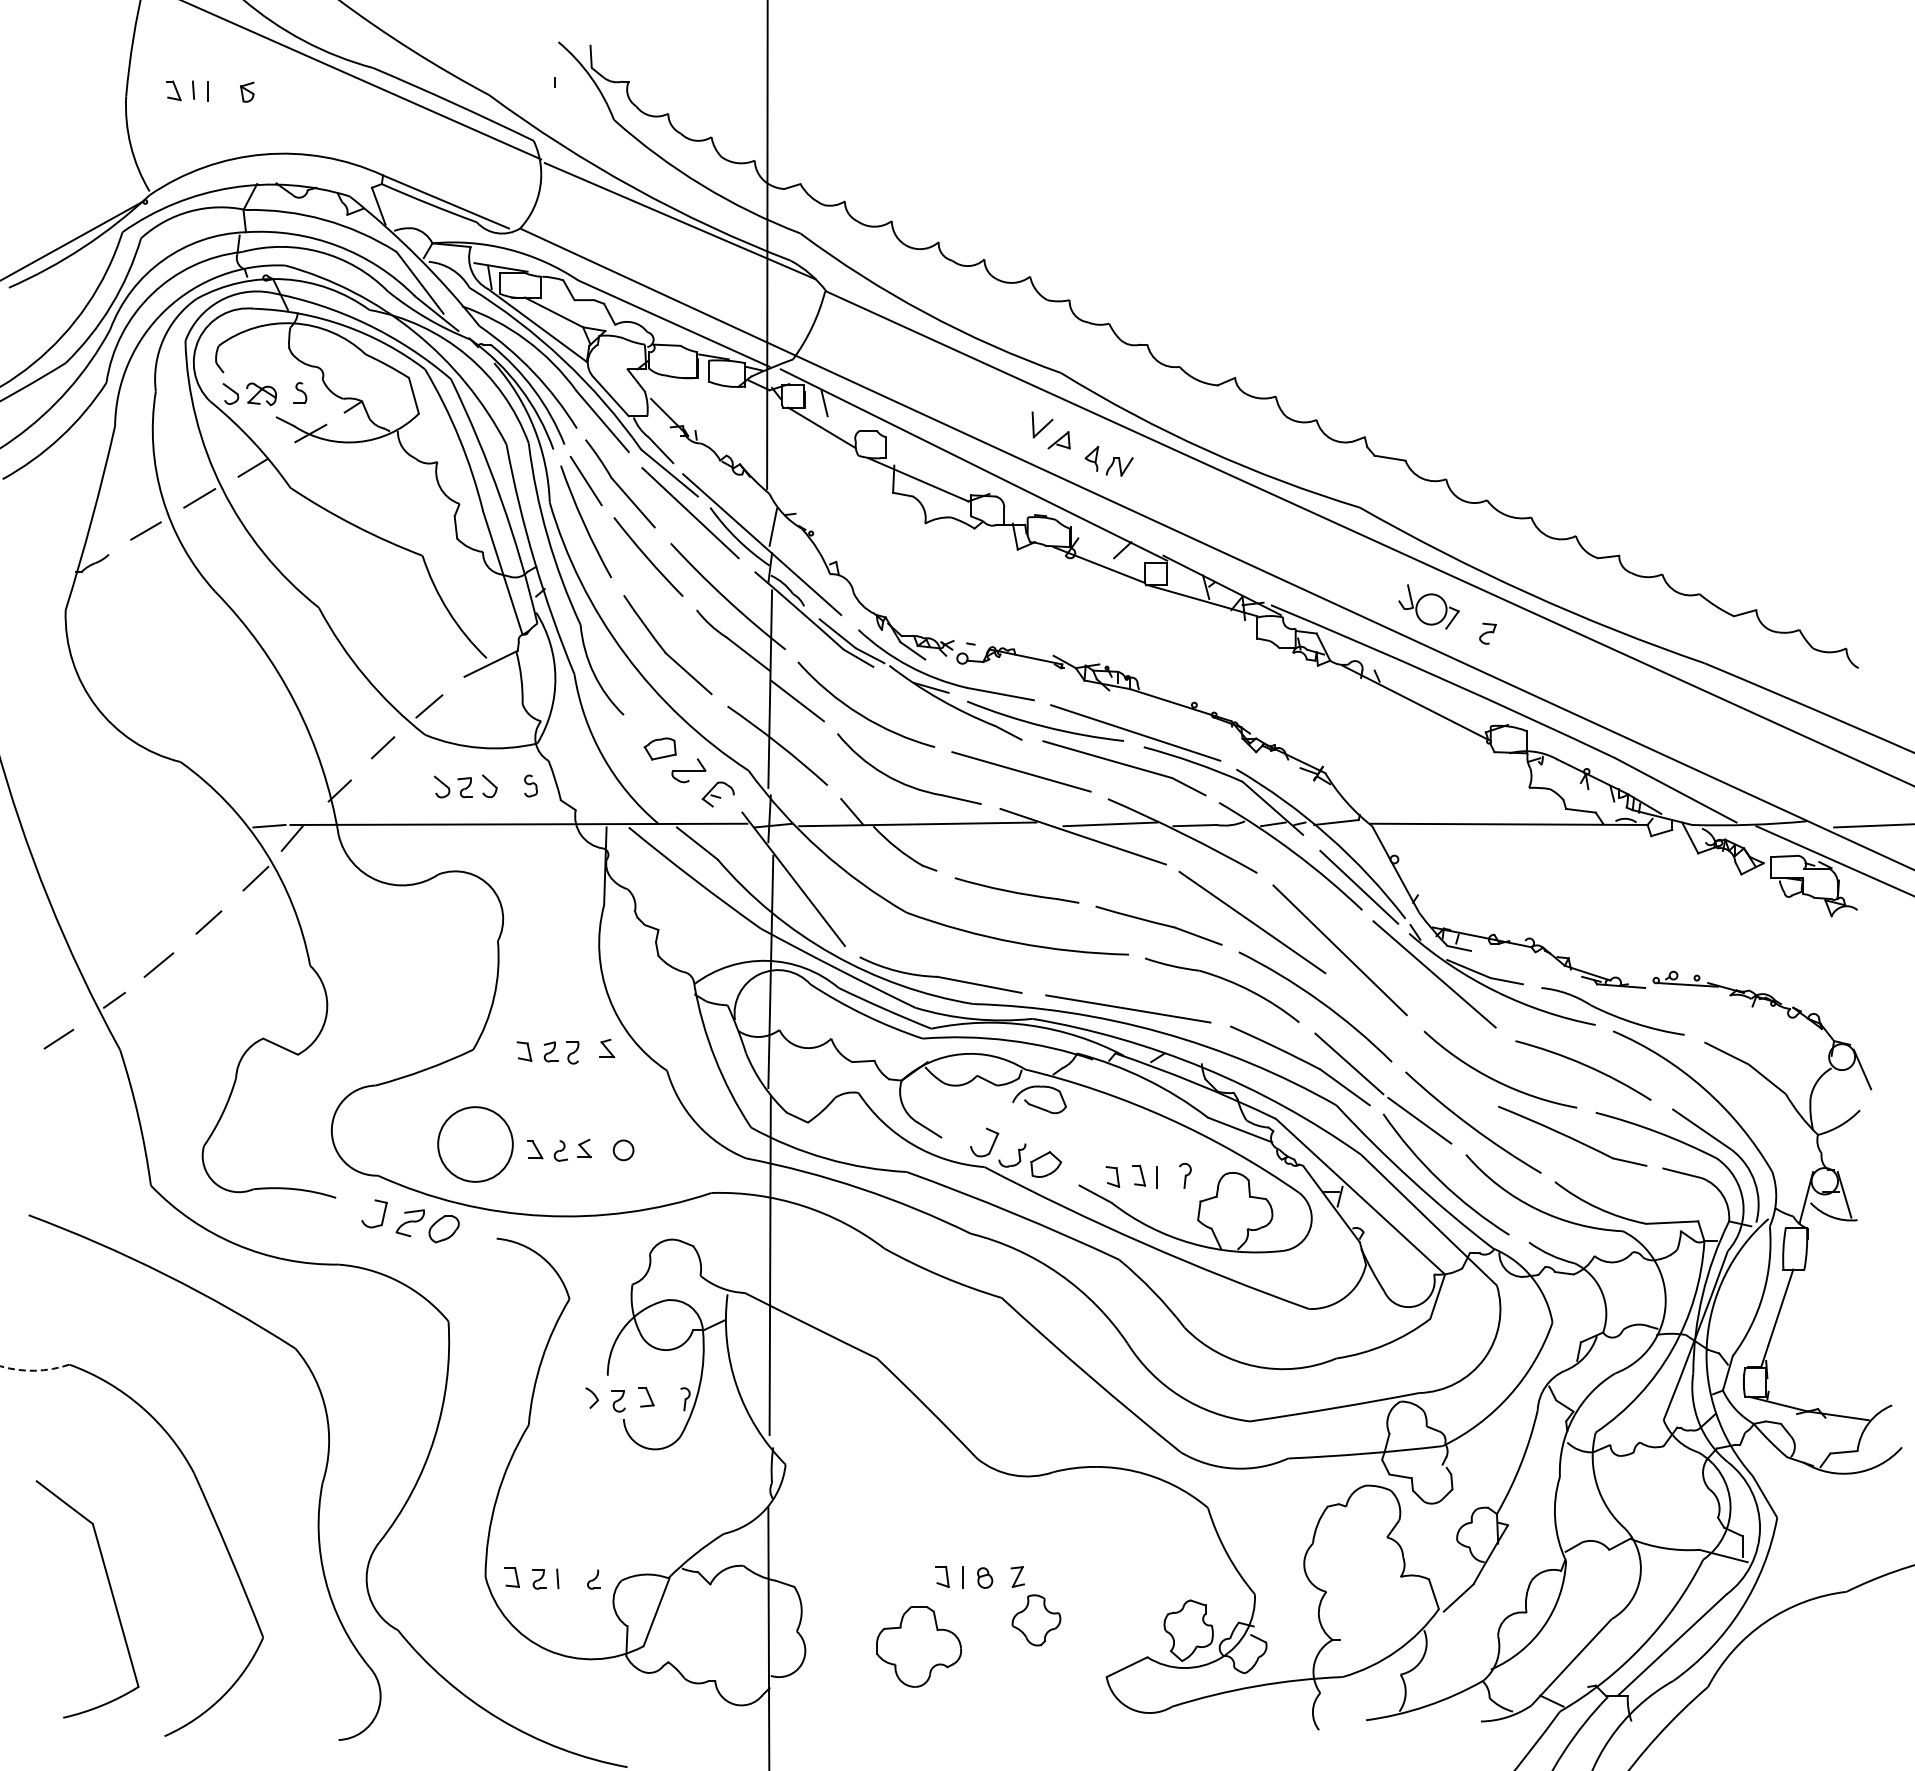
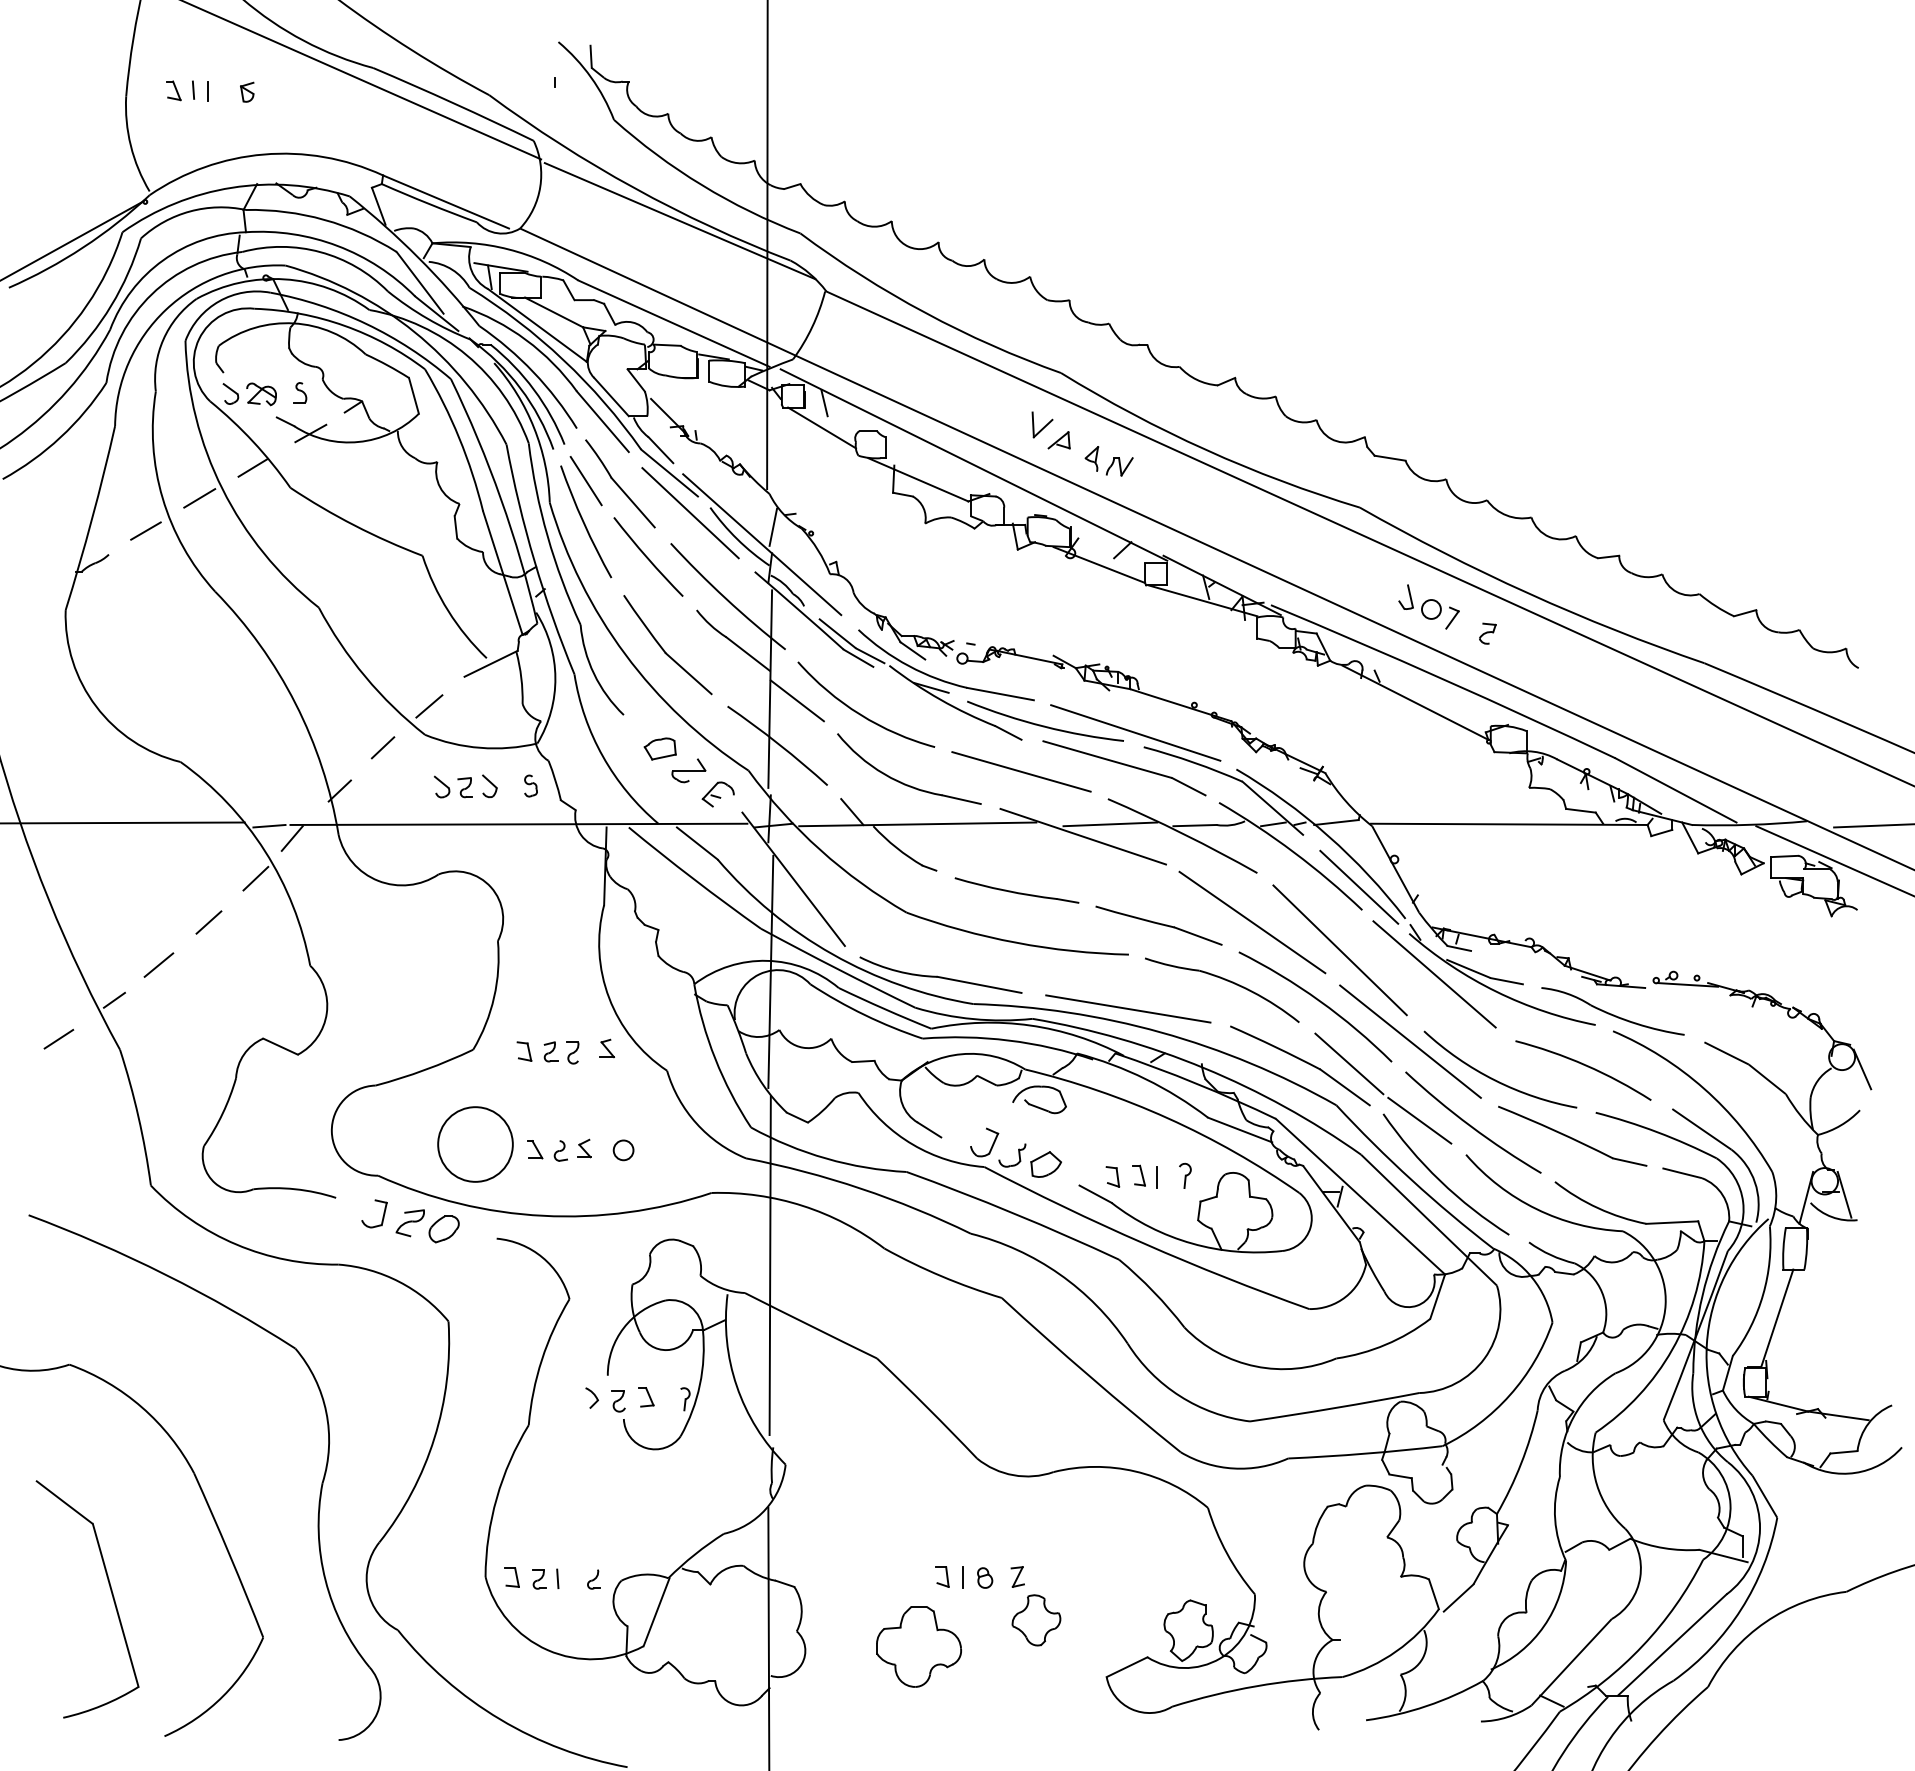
circle diameter: 30 px -> 19 px (1431, 609)
line: none -> present (123, 822)
line: none -> present (1410, 1041)
arc: dashed -> solid (34, 1370)
